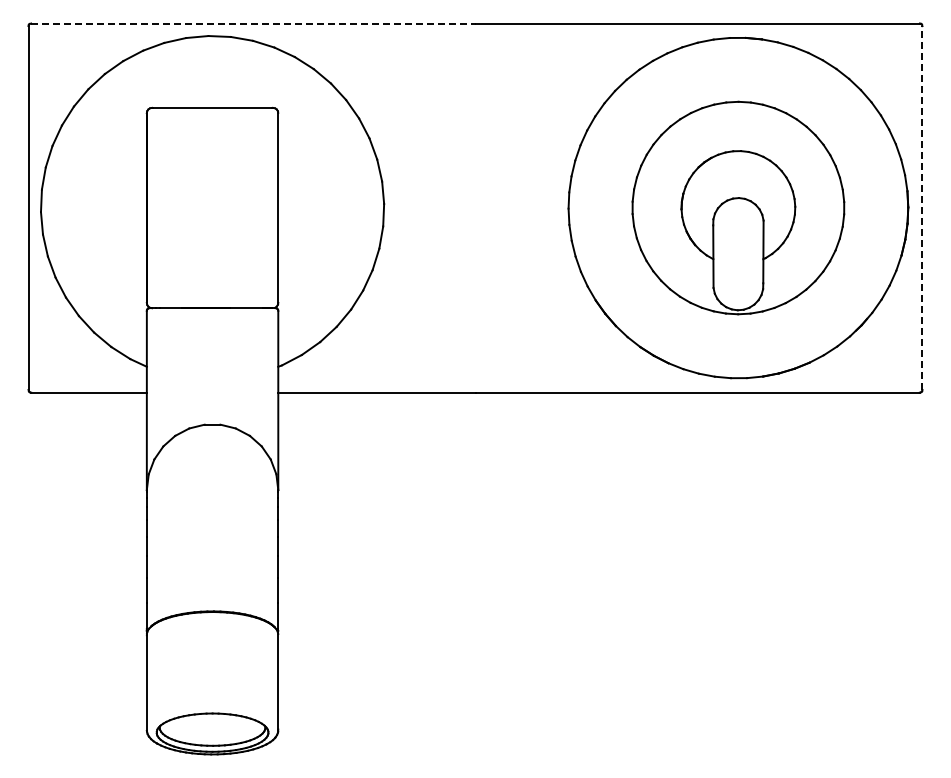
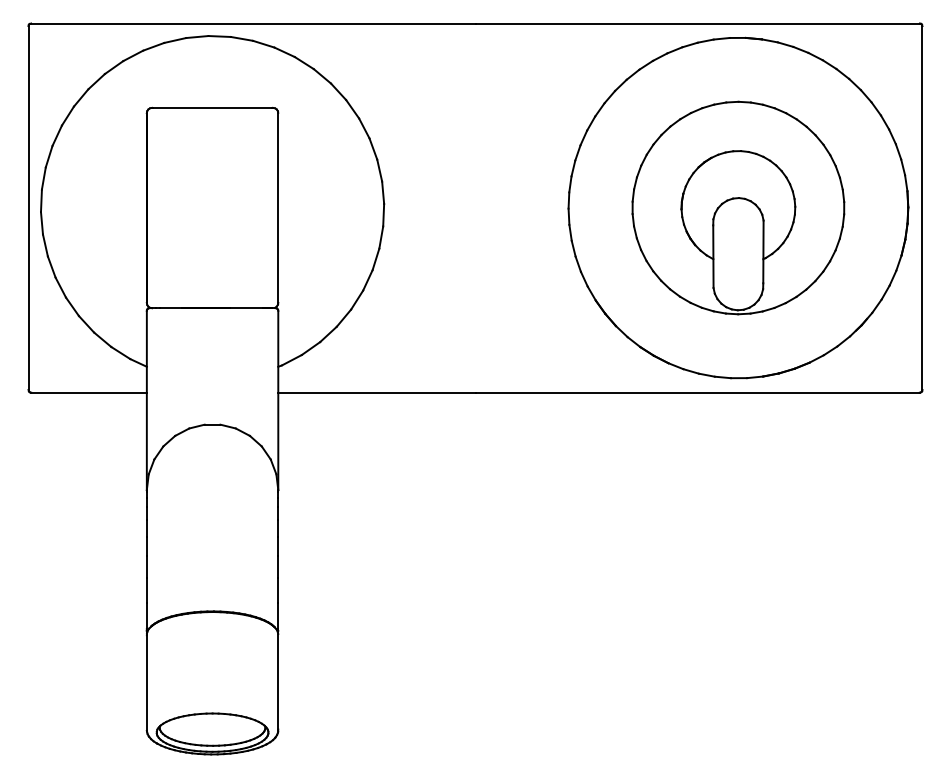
line: dashed -> solid (253, 23)
line: dashed -> solid (922, 208)
